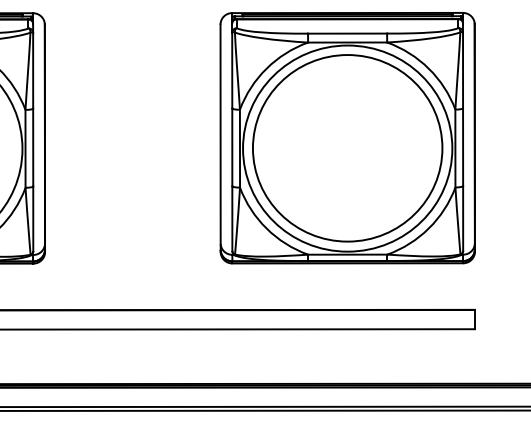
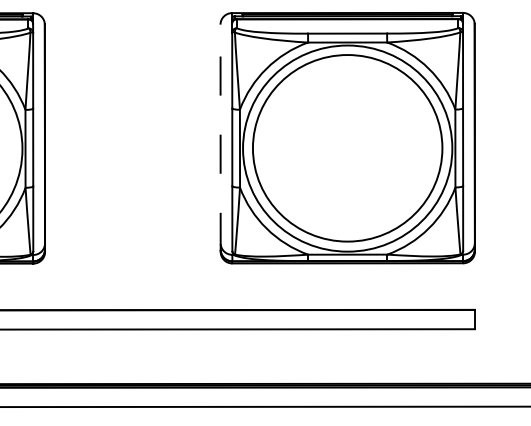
line: solid -> dashed (220, 138)
line: present -> none (264, 410)
